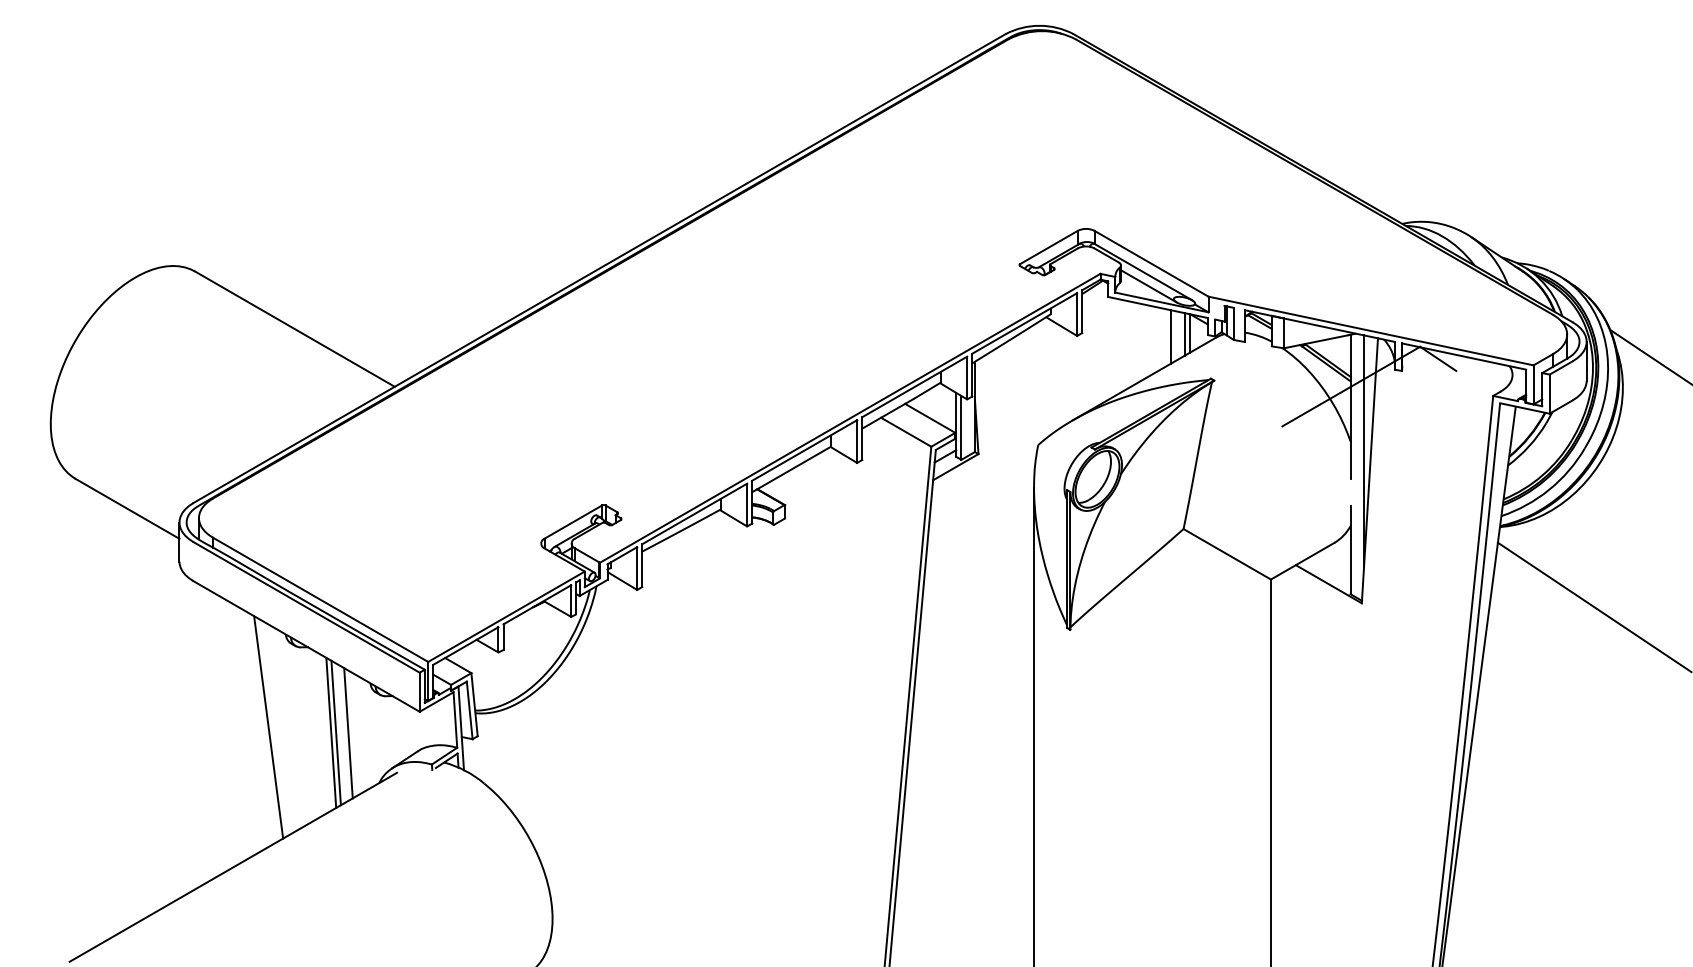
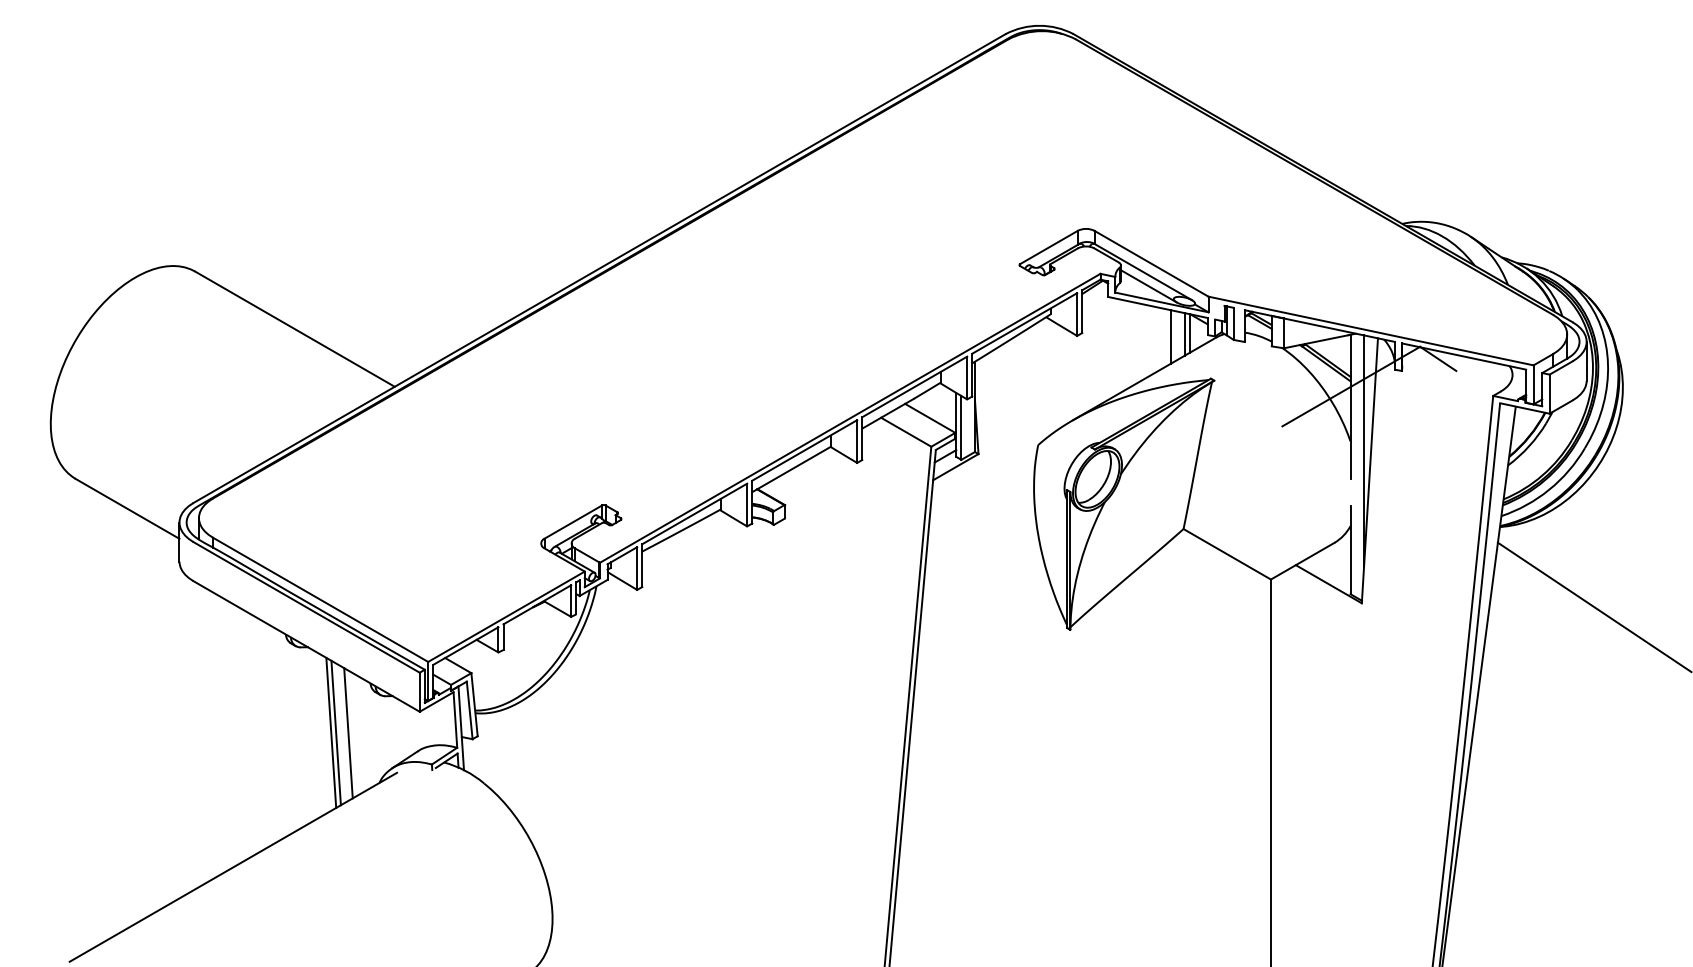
line: present -> none (1649, 356)
line: present -> none (1034, 725)
line: present -> none (268, 727)
